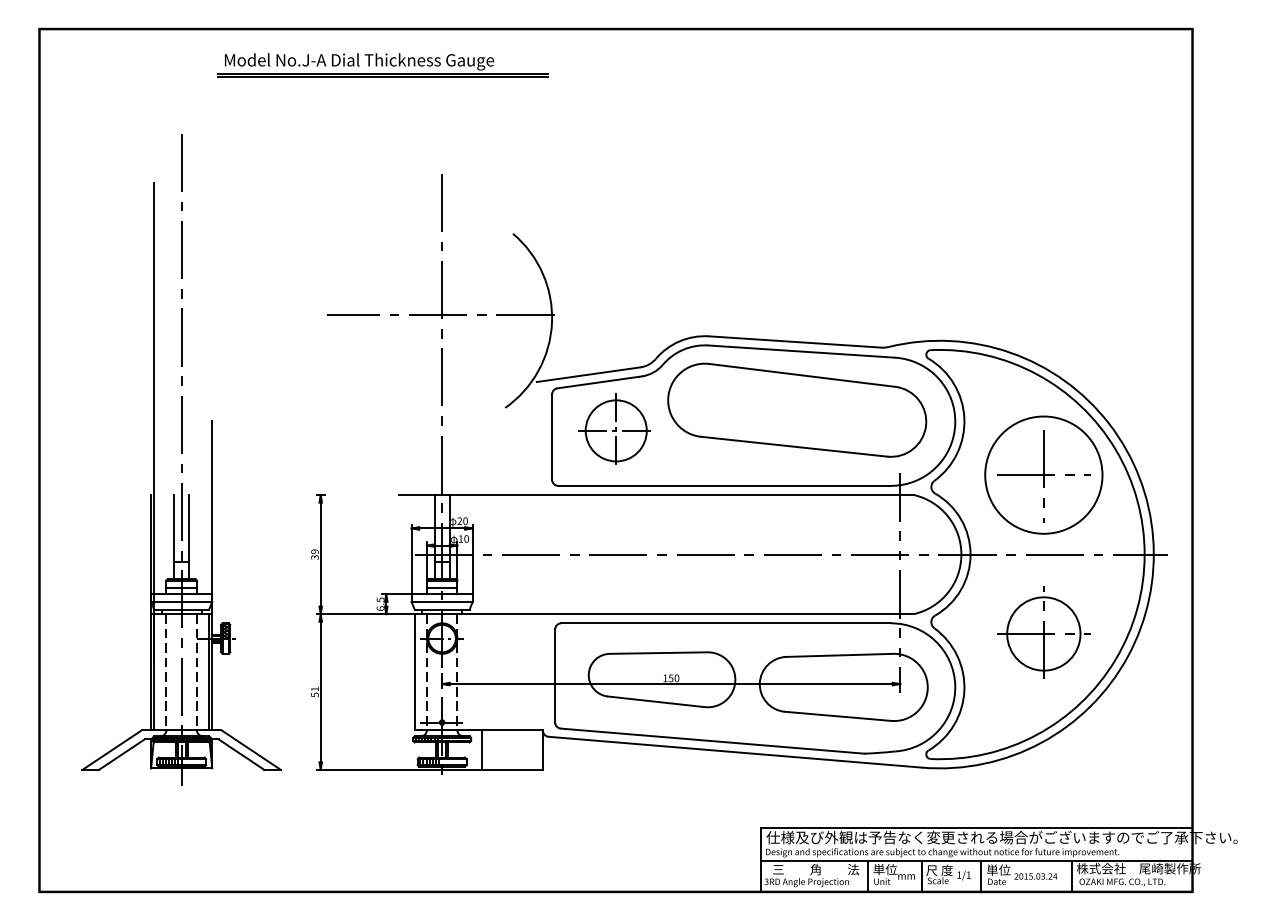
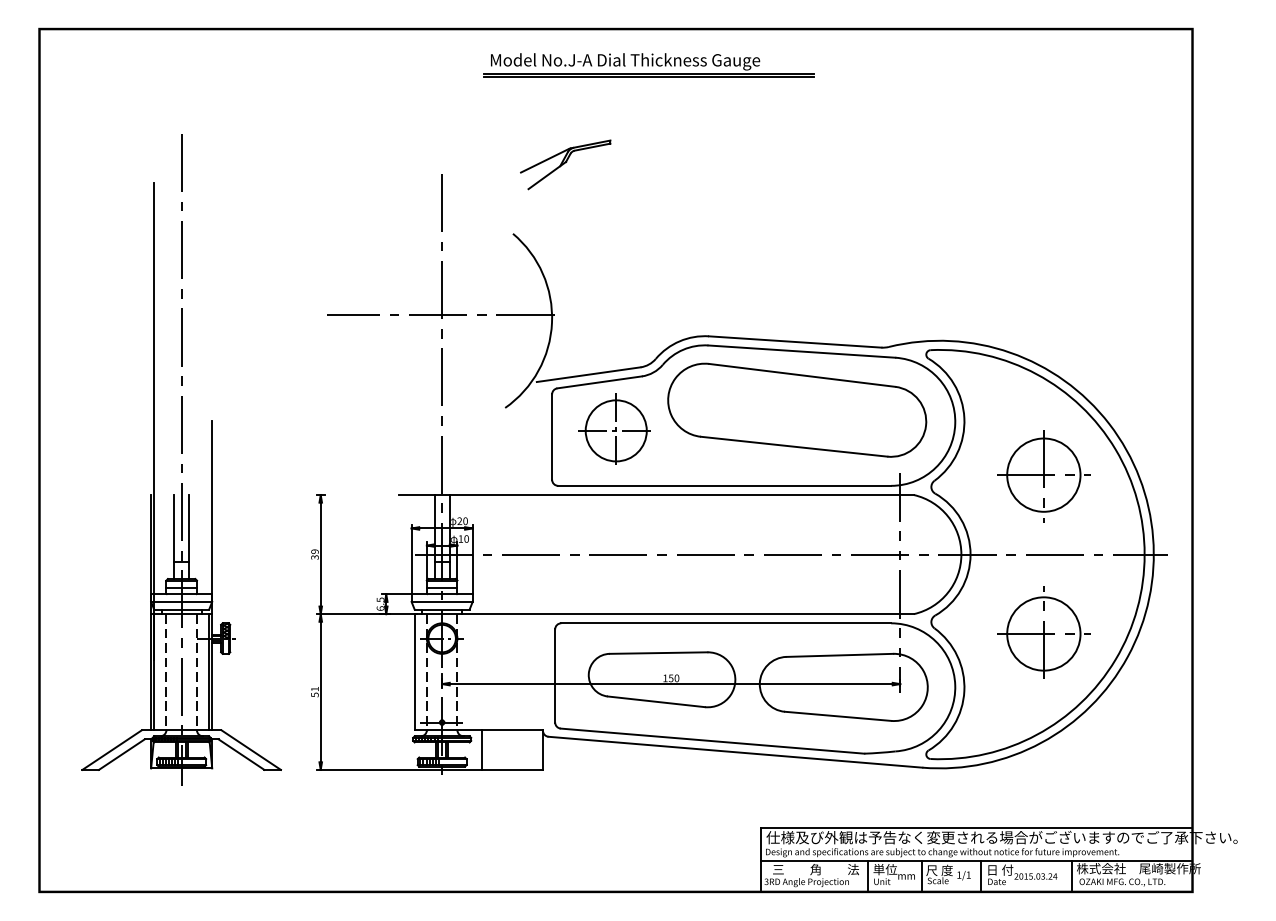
part position: (382, 65) -> (648, 65) (648, 65)
part: none -> present (565, 164)
circle diameter: 117 px -> 73 px (1043, 474)
text: 単位 -> 日 付 (999, 869)
